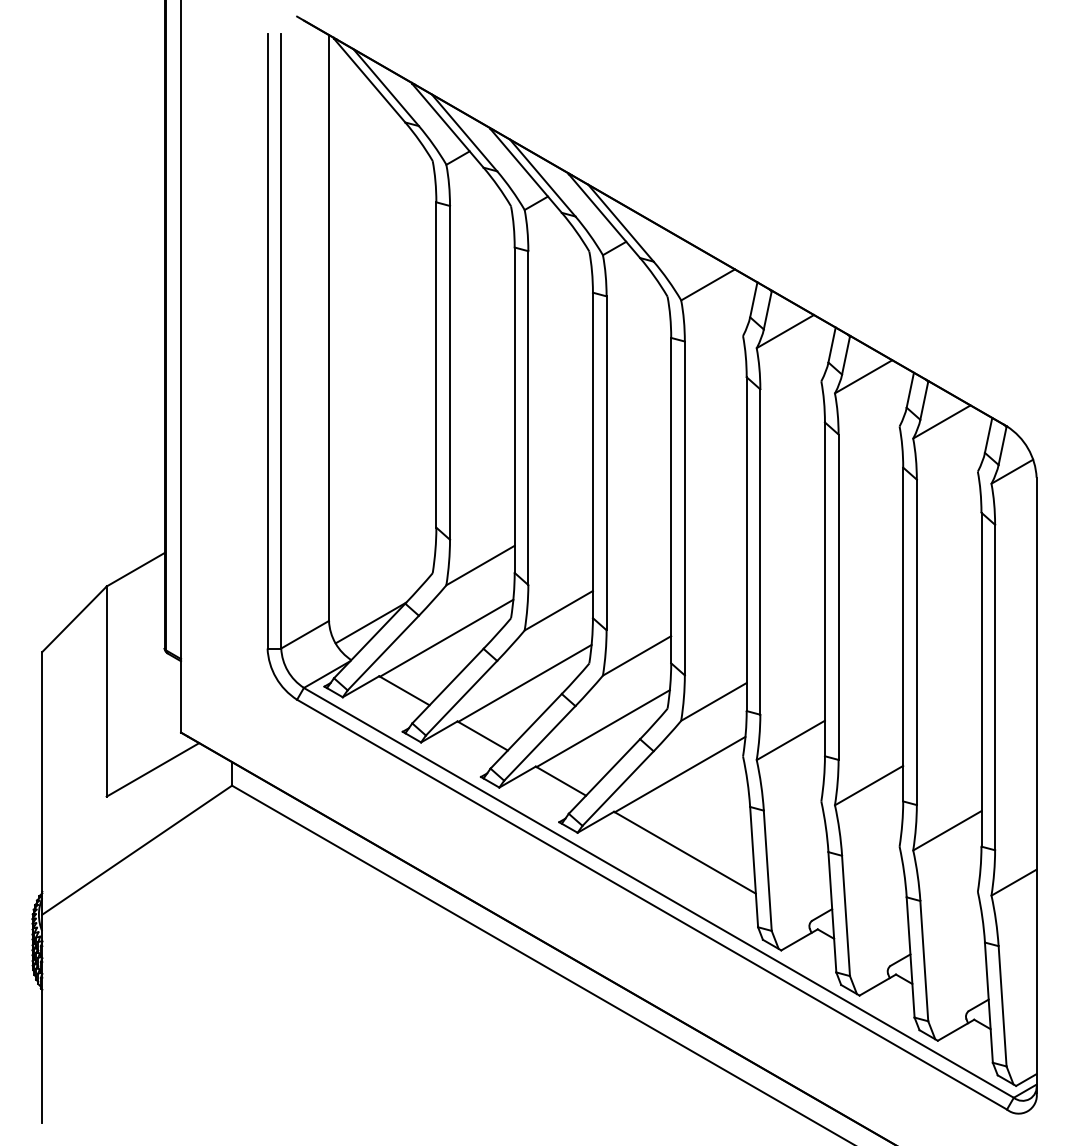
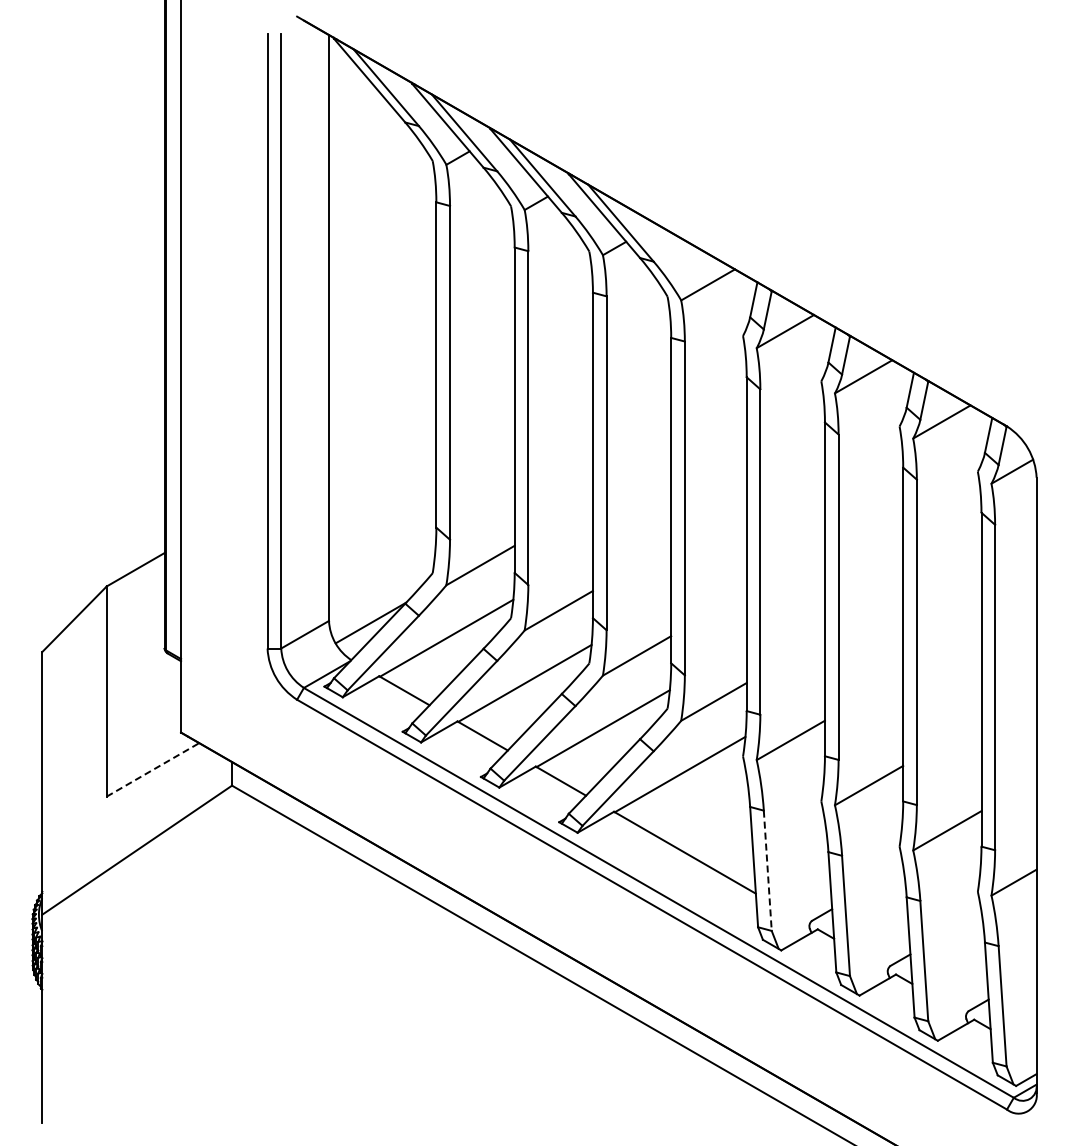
line: solid -> dashed (153, 769)
line: solid -> dashed (767, 871)
